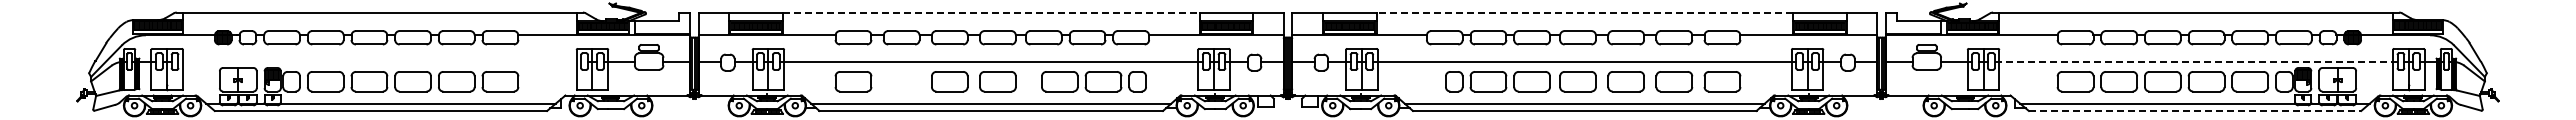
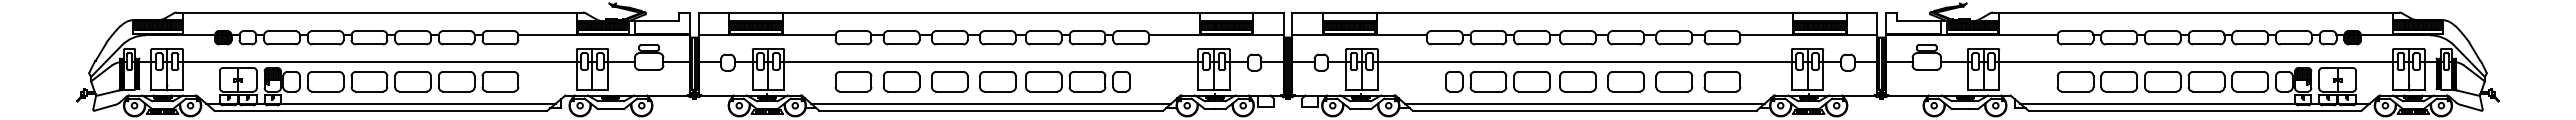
line: dashed -> solid (991, 12)
line: dashed -> solid (1584, 12)
line: none -> present (379, 61)
line: dashed -> solid (2195, 61)
part: none -> present (901, 81)
part position: (1093, 81) -> (1077, 81) (1077, 81)
line: dashed -> solid (2195, 110)
